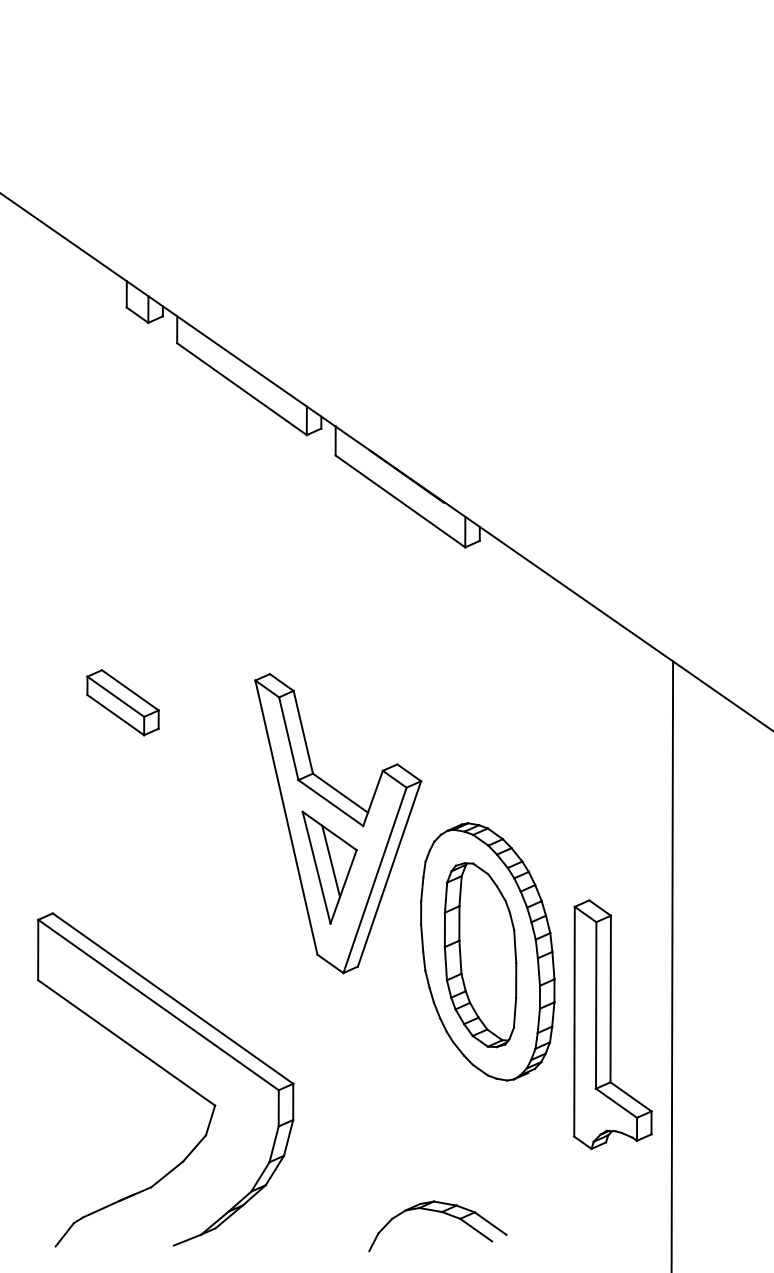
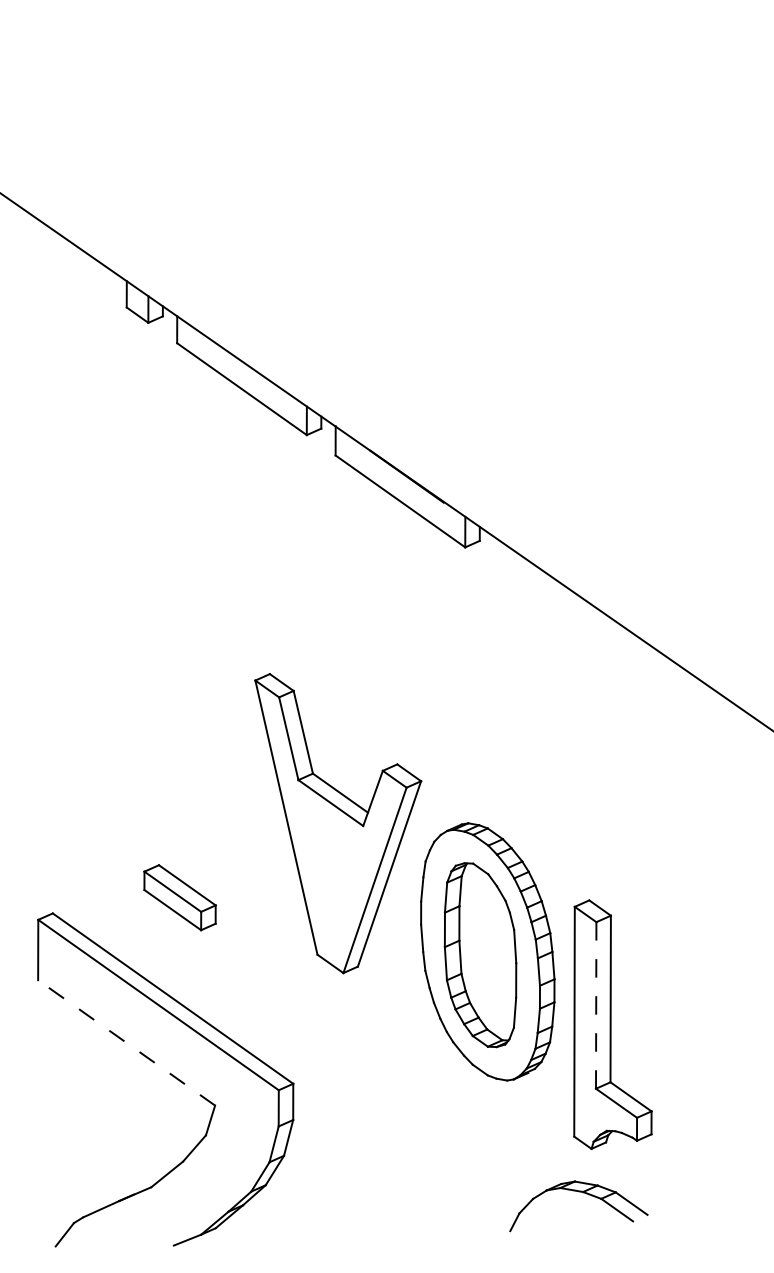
part position: (122, 702) -> (179, 897) (179, 897)
part: present -> none (329, 867)
line: present -> none (672, 965)
line: solid -> dashed (596, 1004)
line: solid -> dashed (126, 1042)
part position: (442, 1213) -> (583, 1193) (583, 1193)
